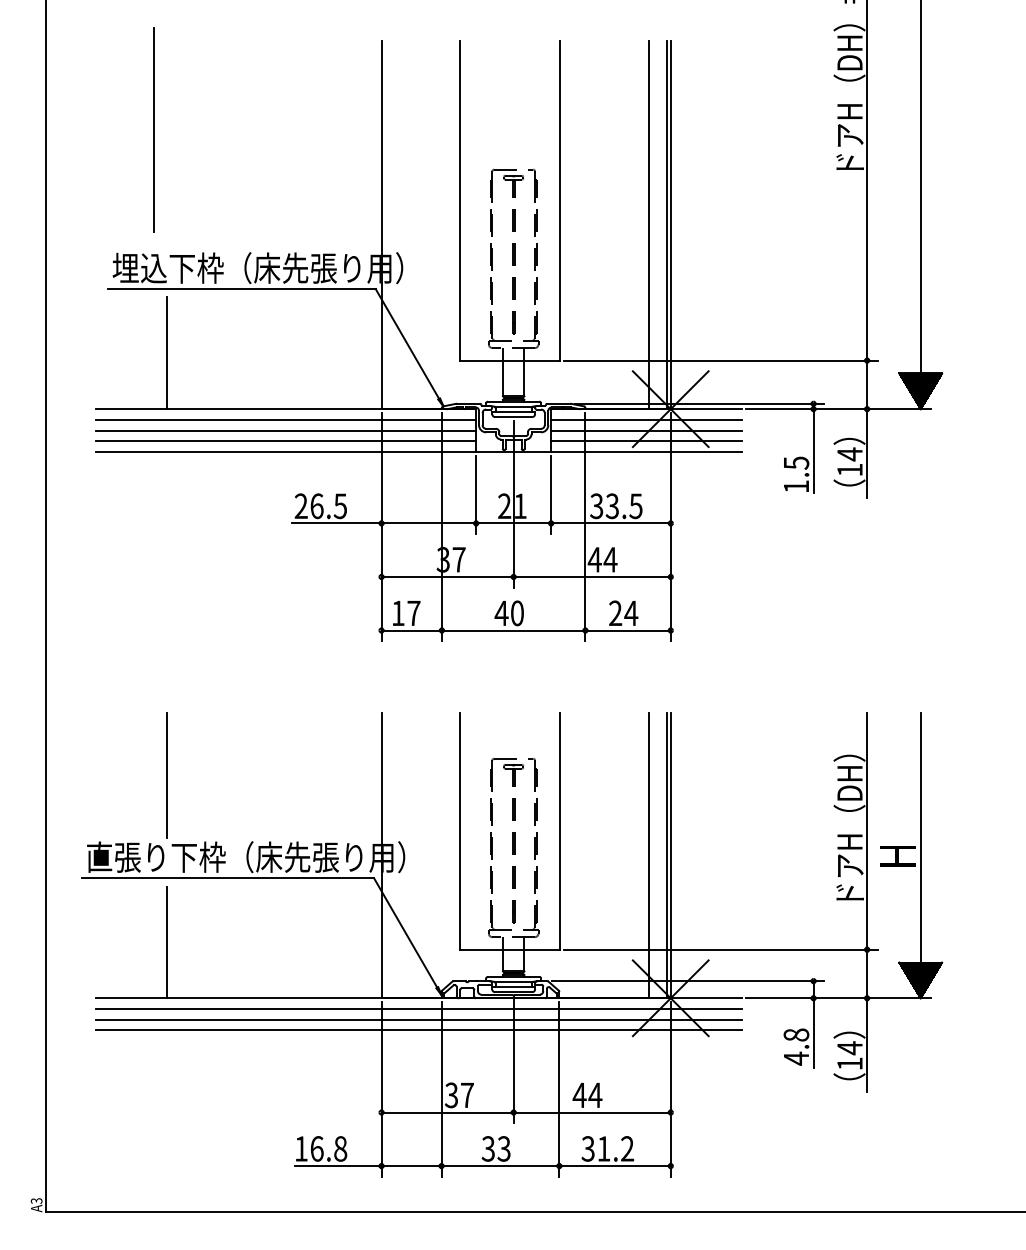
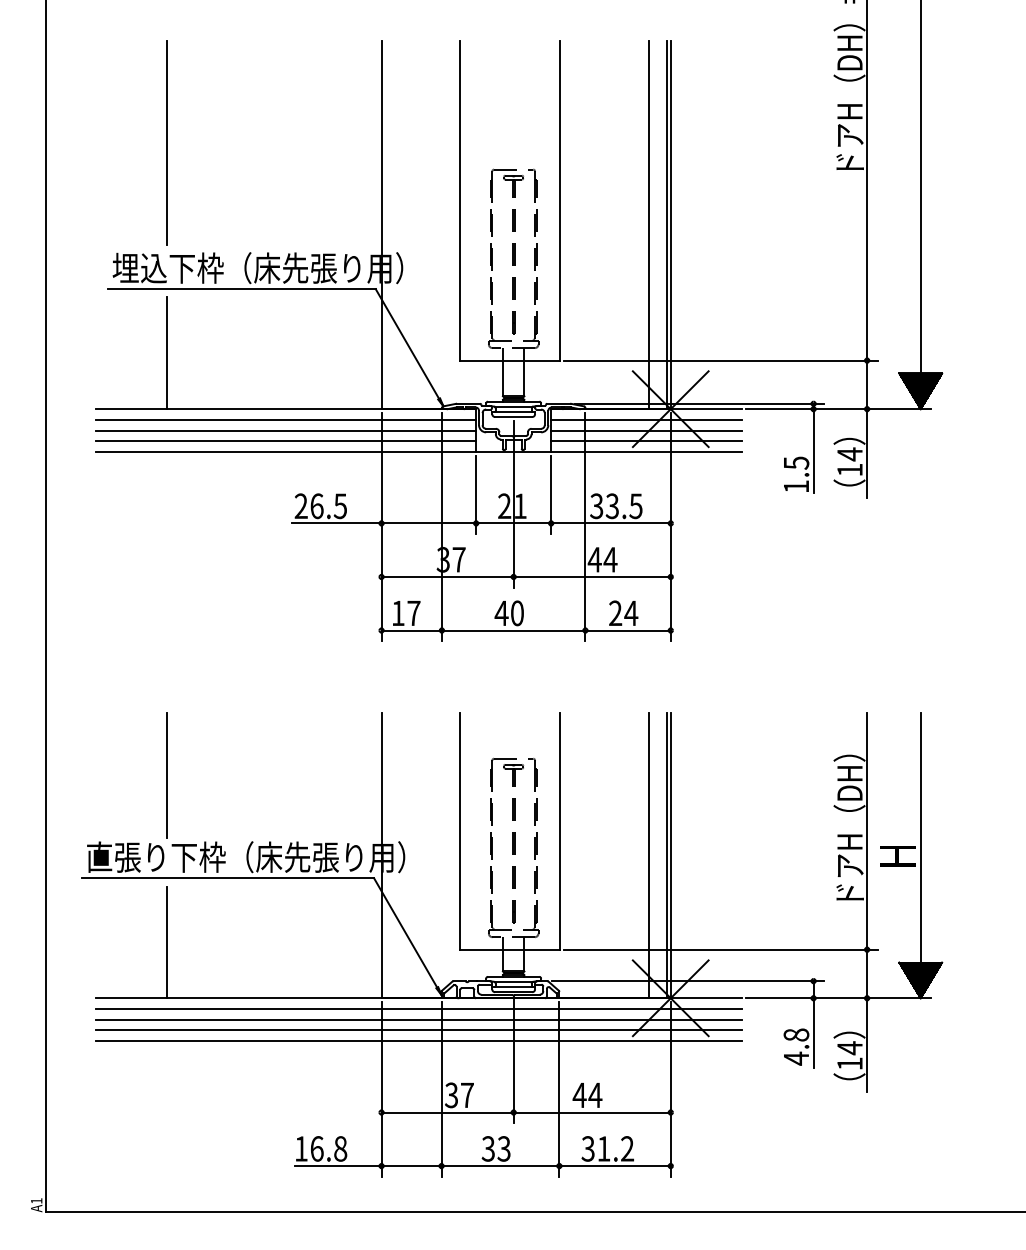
line position: (153, 129) -> (166, 142) (166, 142)
line: none -> present (418, 1041)
text: A3 -> A1 (36, 1200)
